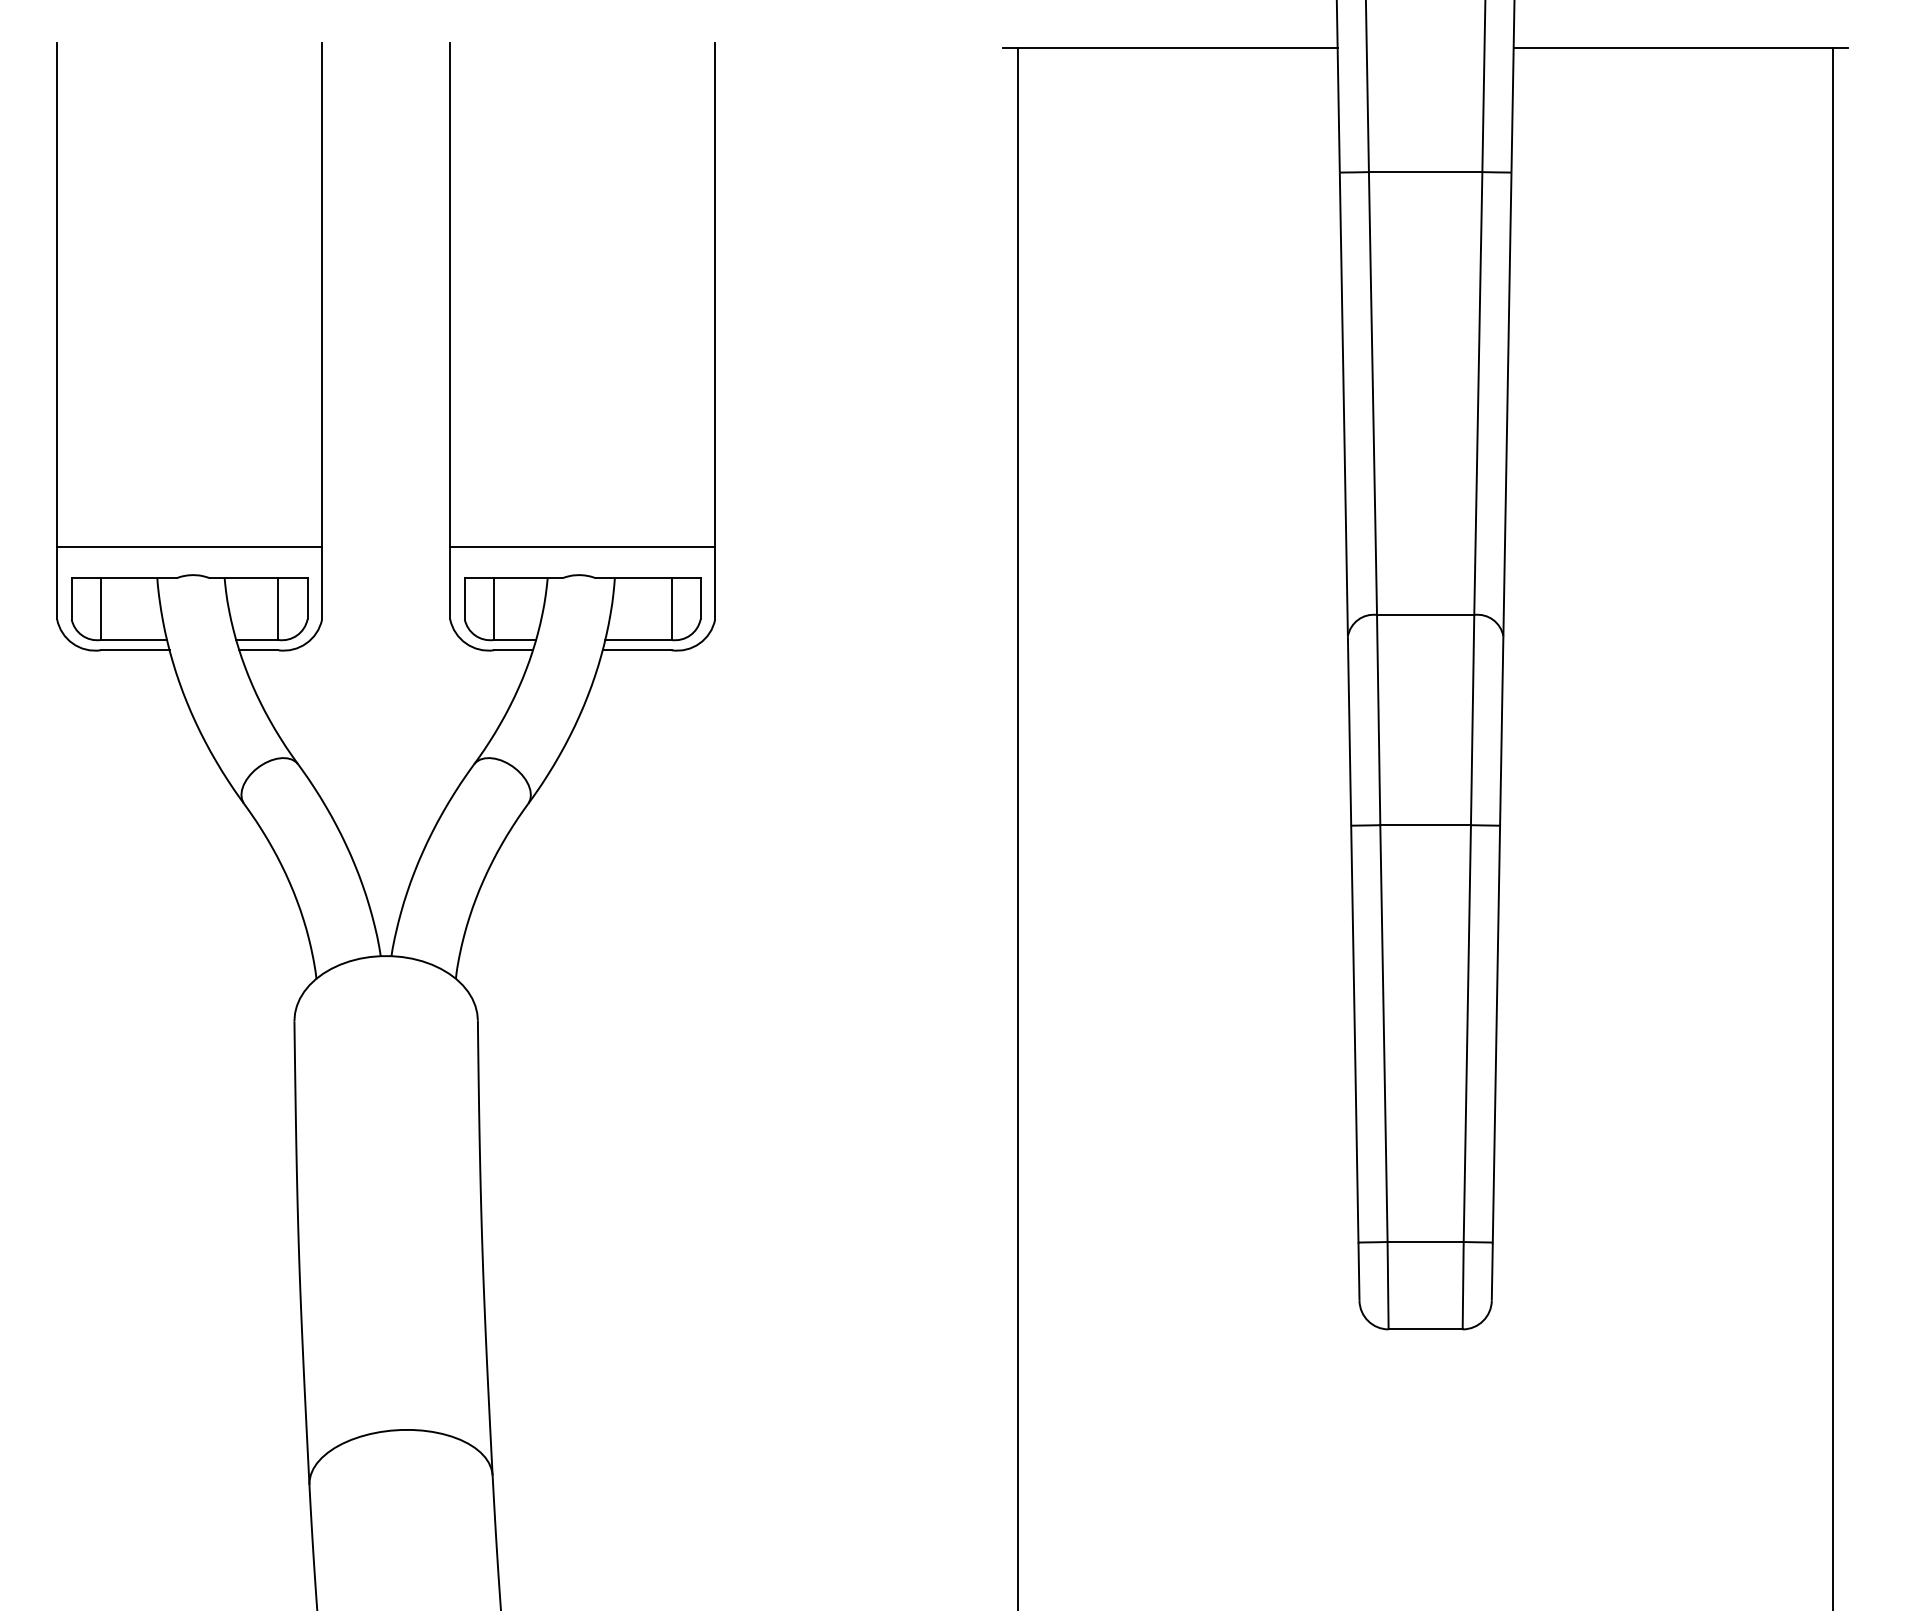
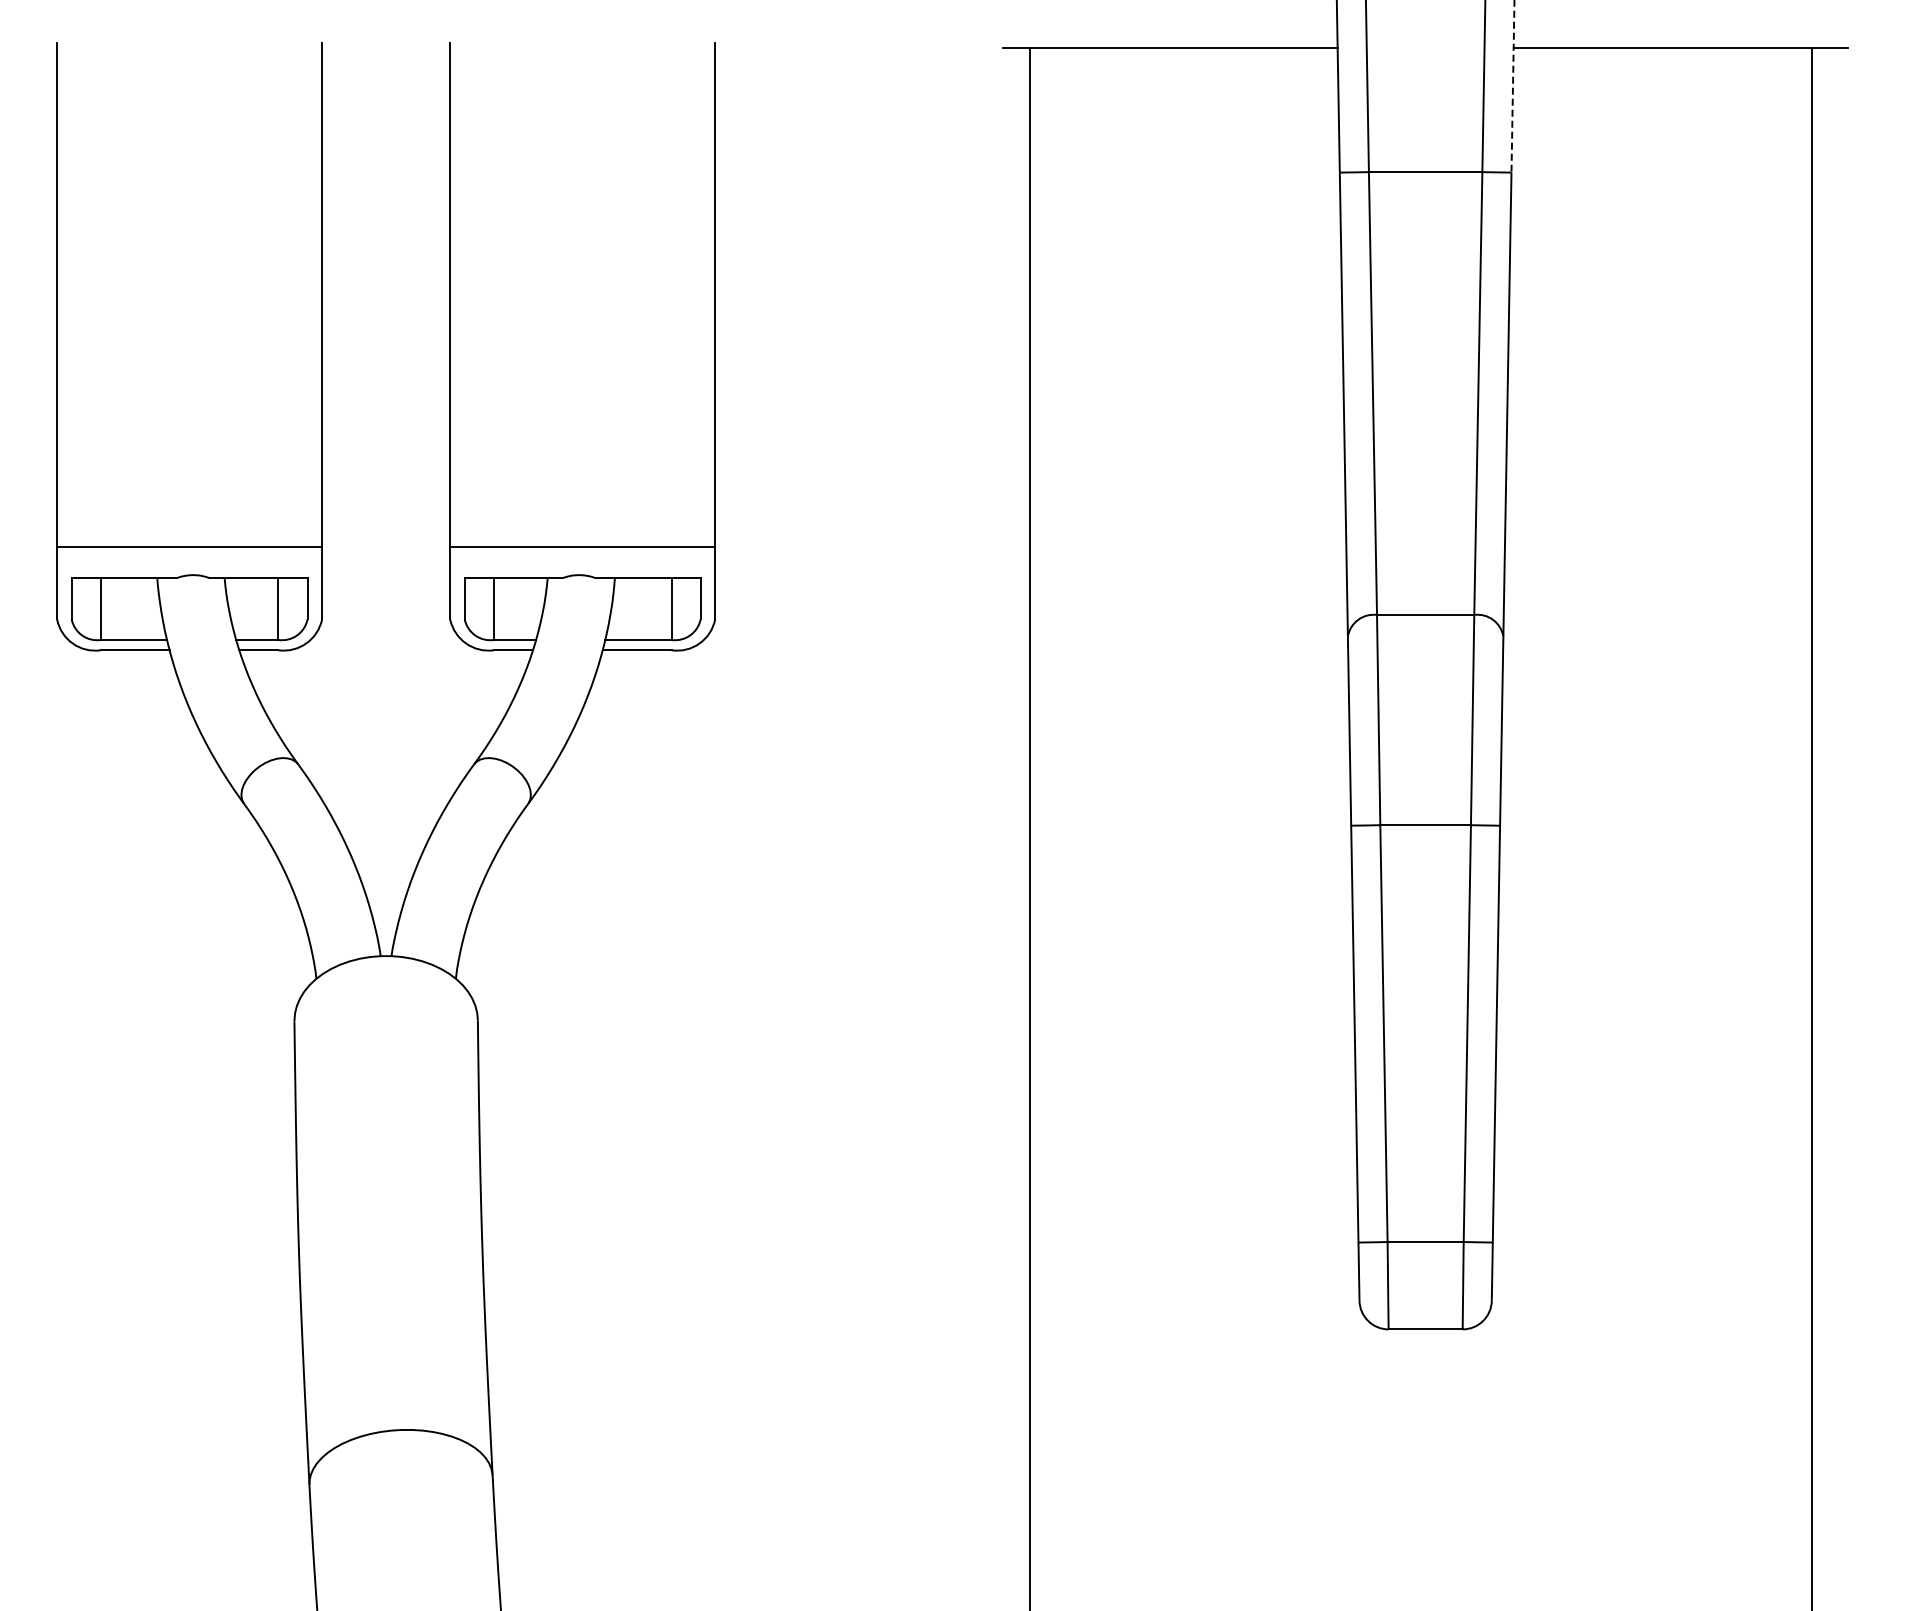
line: solid -> dashed (1512, 86)
line position: (1018, 827) -> (1030, 827) (1030, 827)
line position: (1833, 827) -> (1812, 827) (1812, 827)
